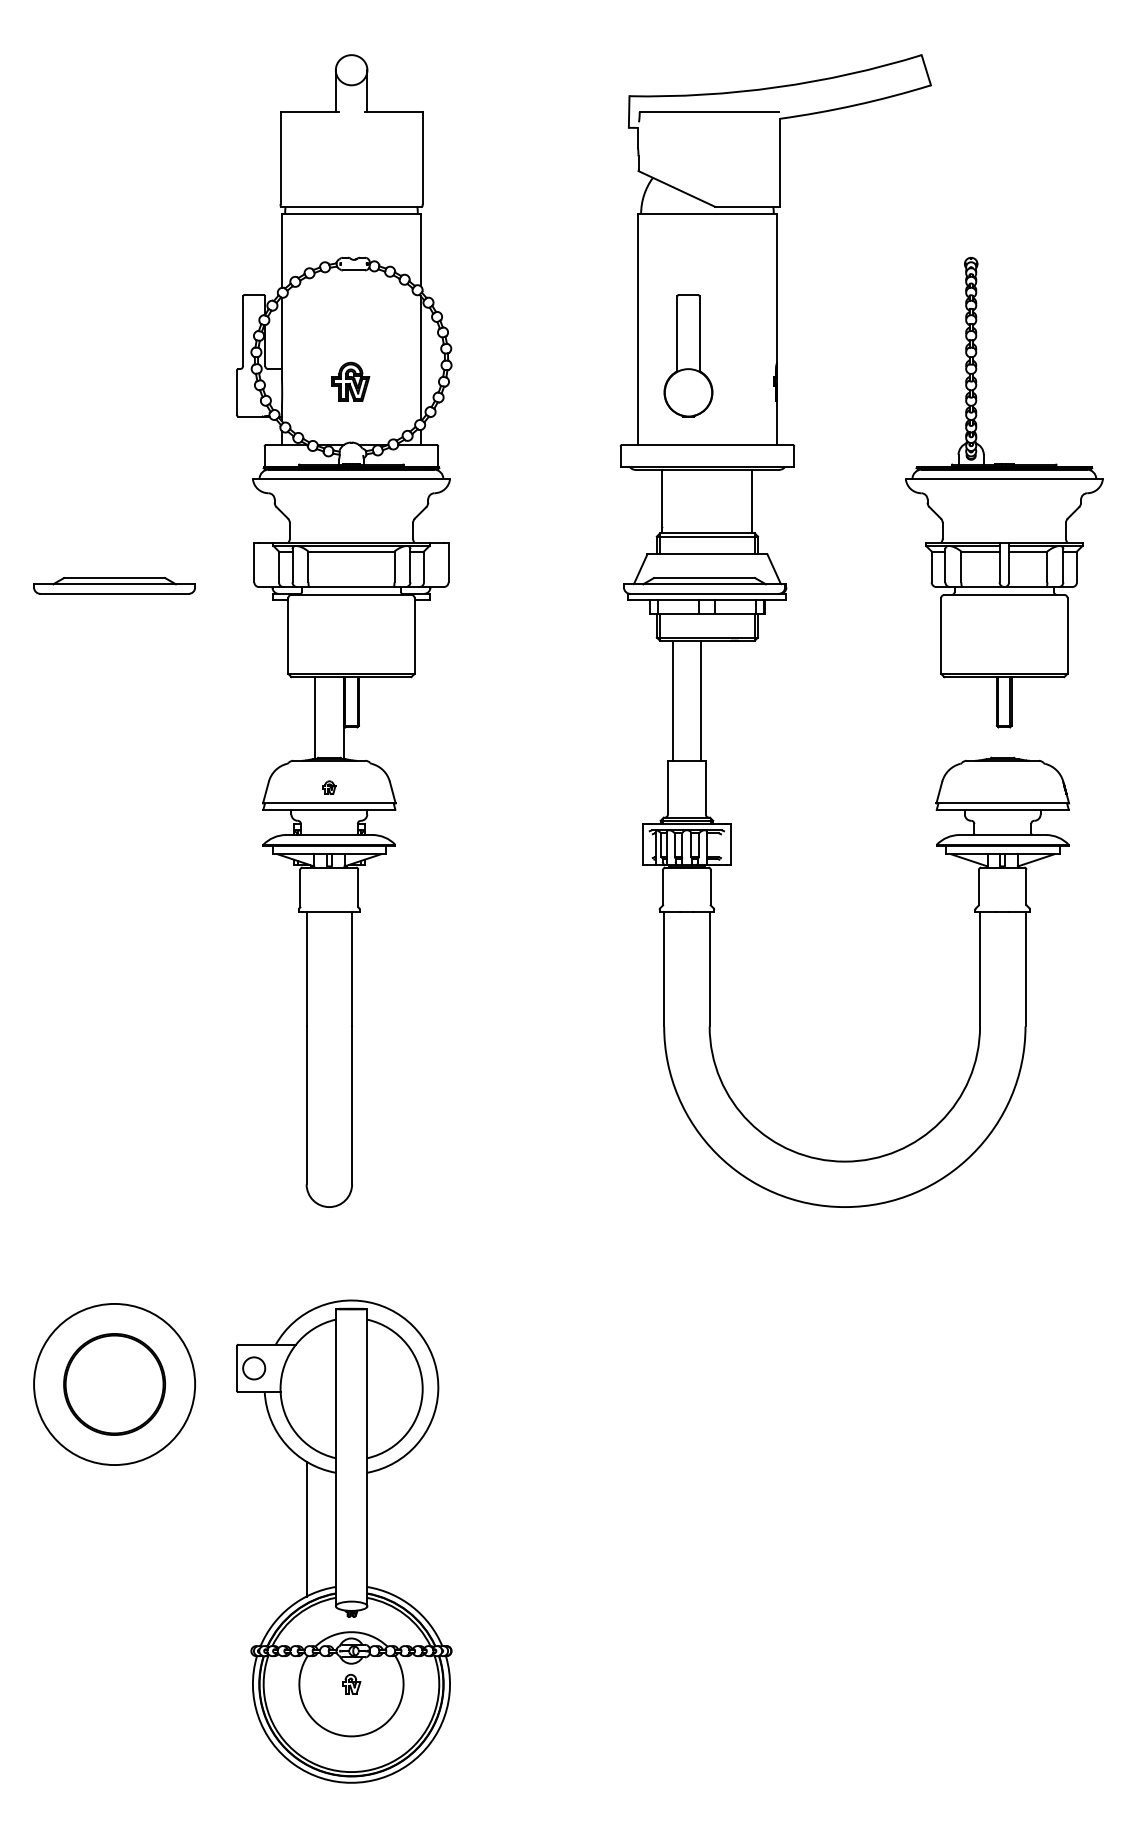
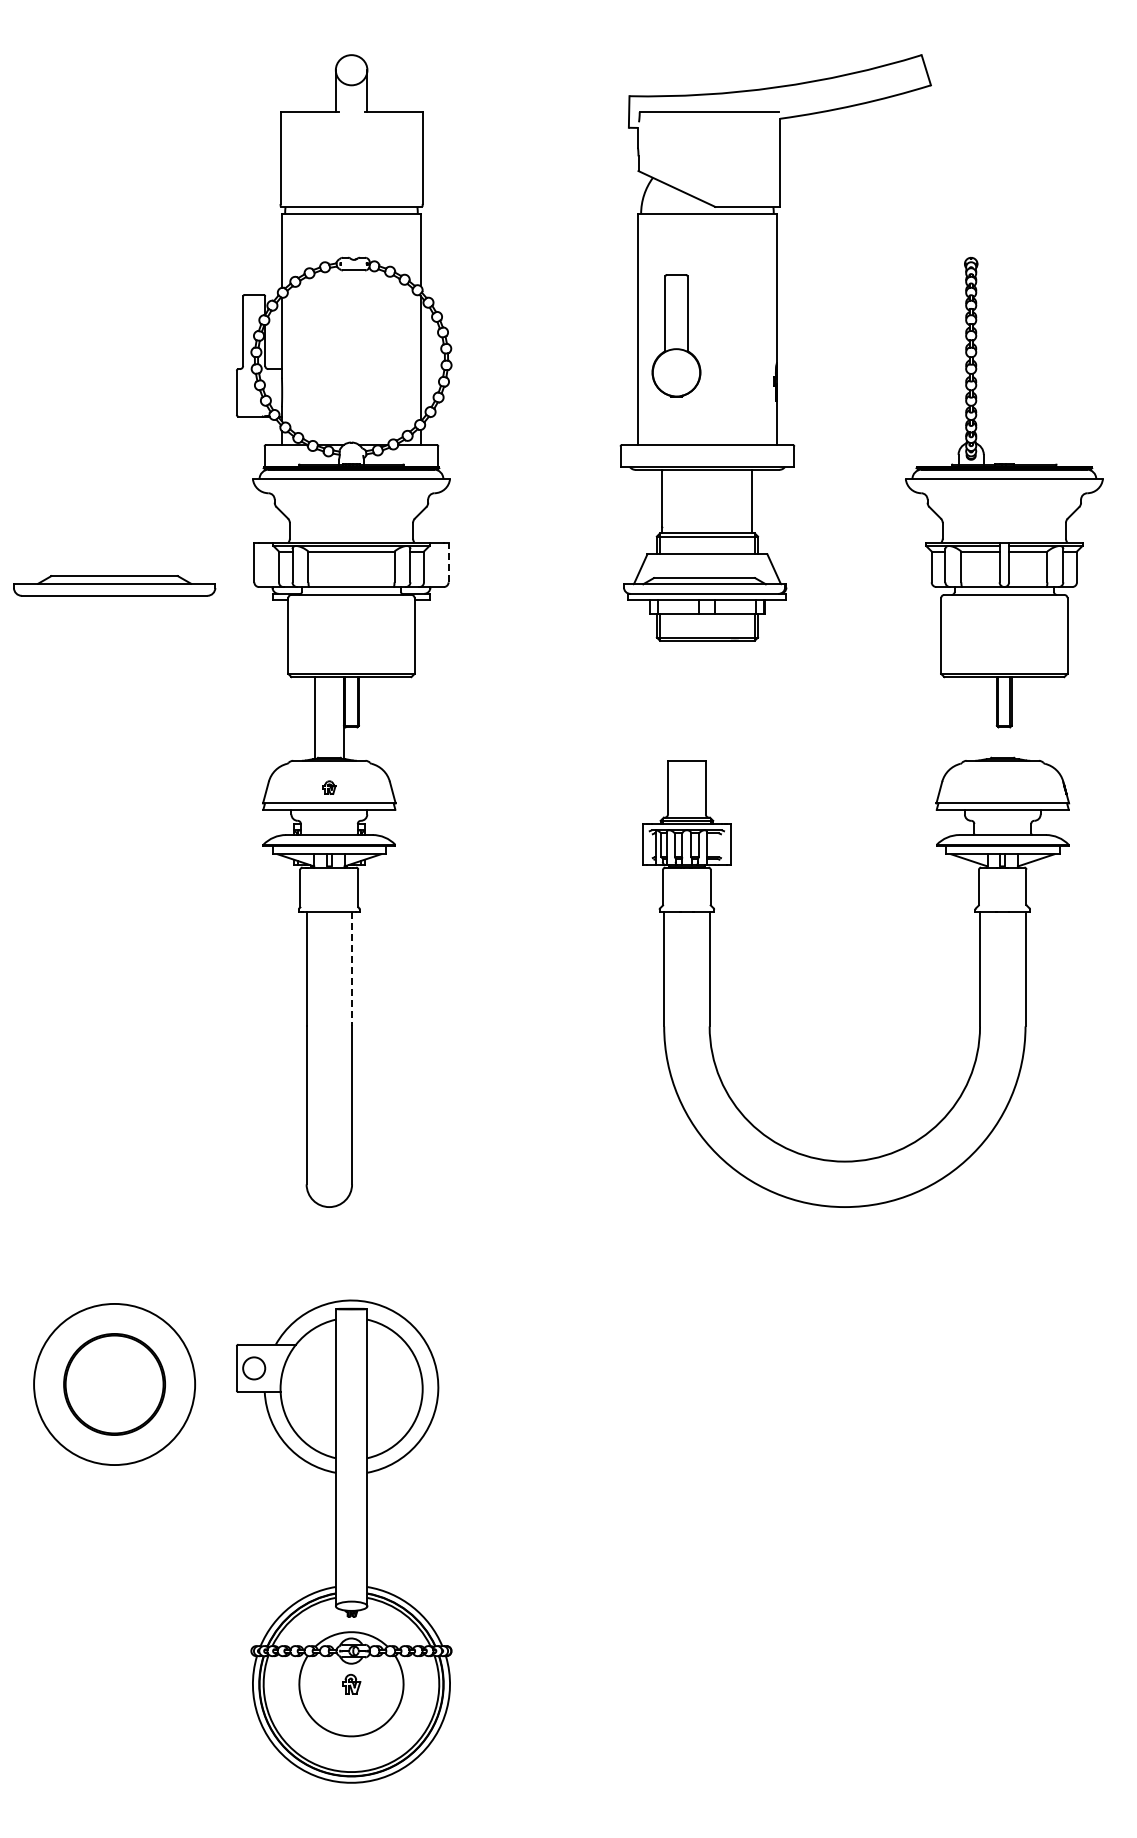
part position: (688, 355) -> (676, 335) (676, 335)
part: present -> none (350, 381)
line: solid -> dashed (448, 562)
part size: 163x18 px -> 204x22 px (114, 585)
line: present -> none (672, 700)
line: present -> none (701, 700)
line: solid -> dashed (352, 969)
line: present -> none (306, 1528)
